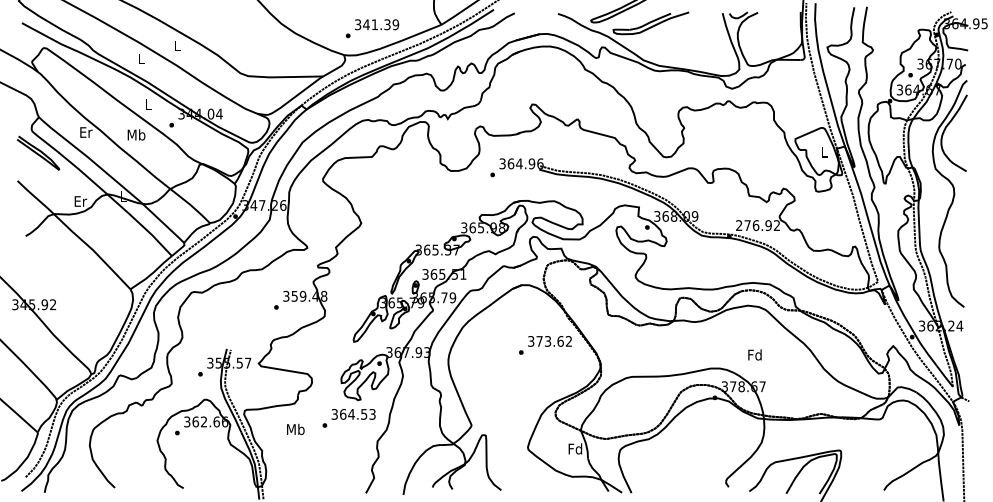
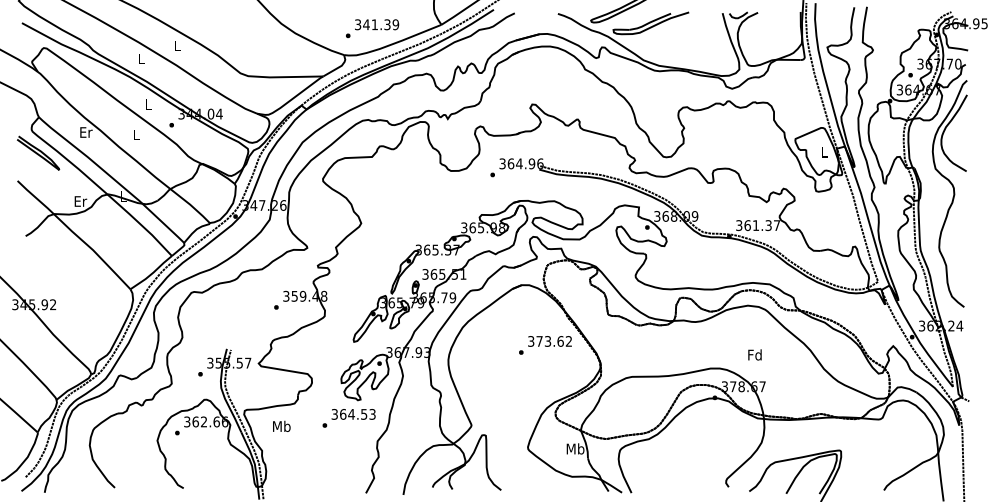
text: Mb -> L (136, 134)
text: 276.92 -> 361.37 (757, 225)
text position: (295, 428) -> (281, 425) (281, 425)
text: Fd -> Mb (575, 448)
